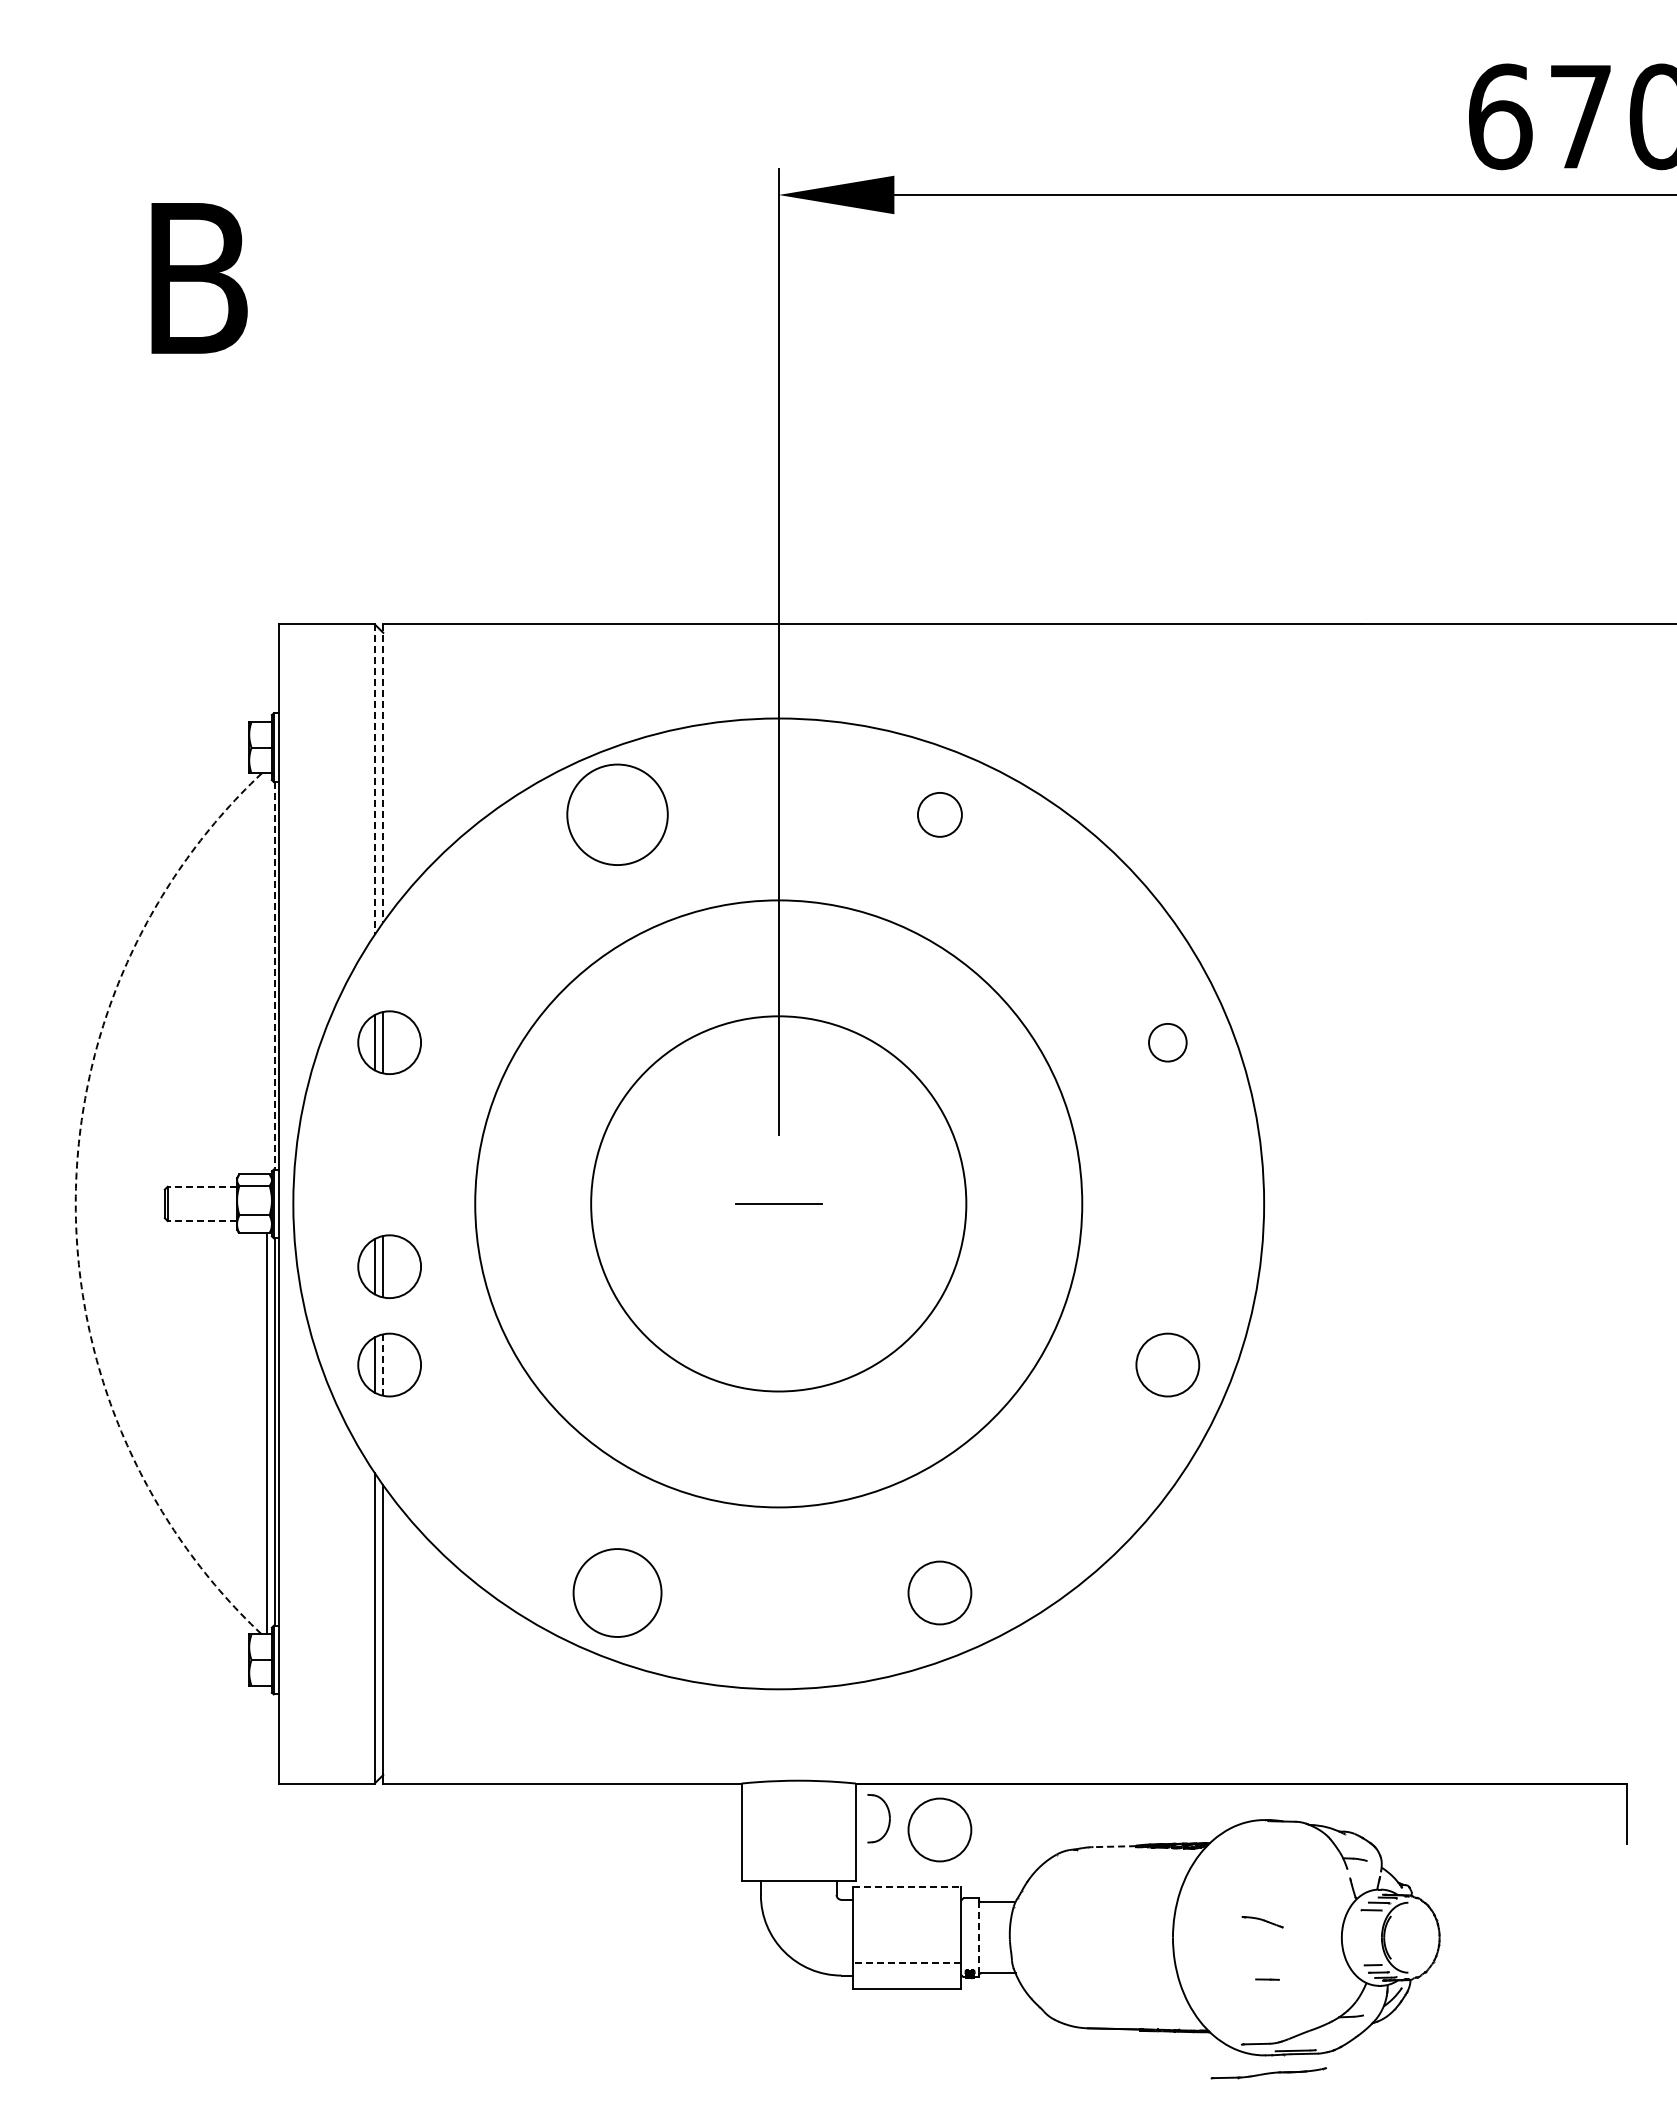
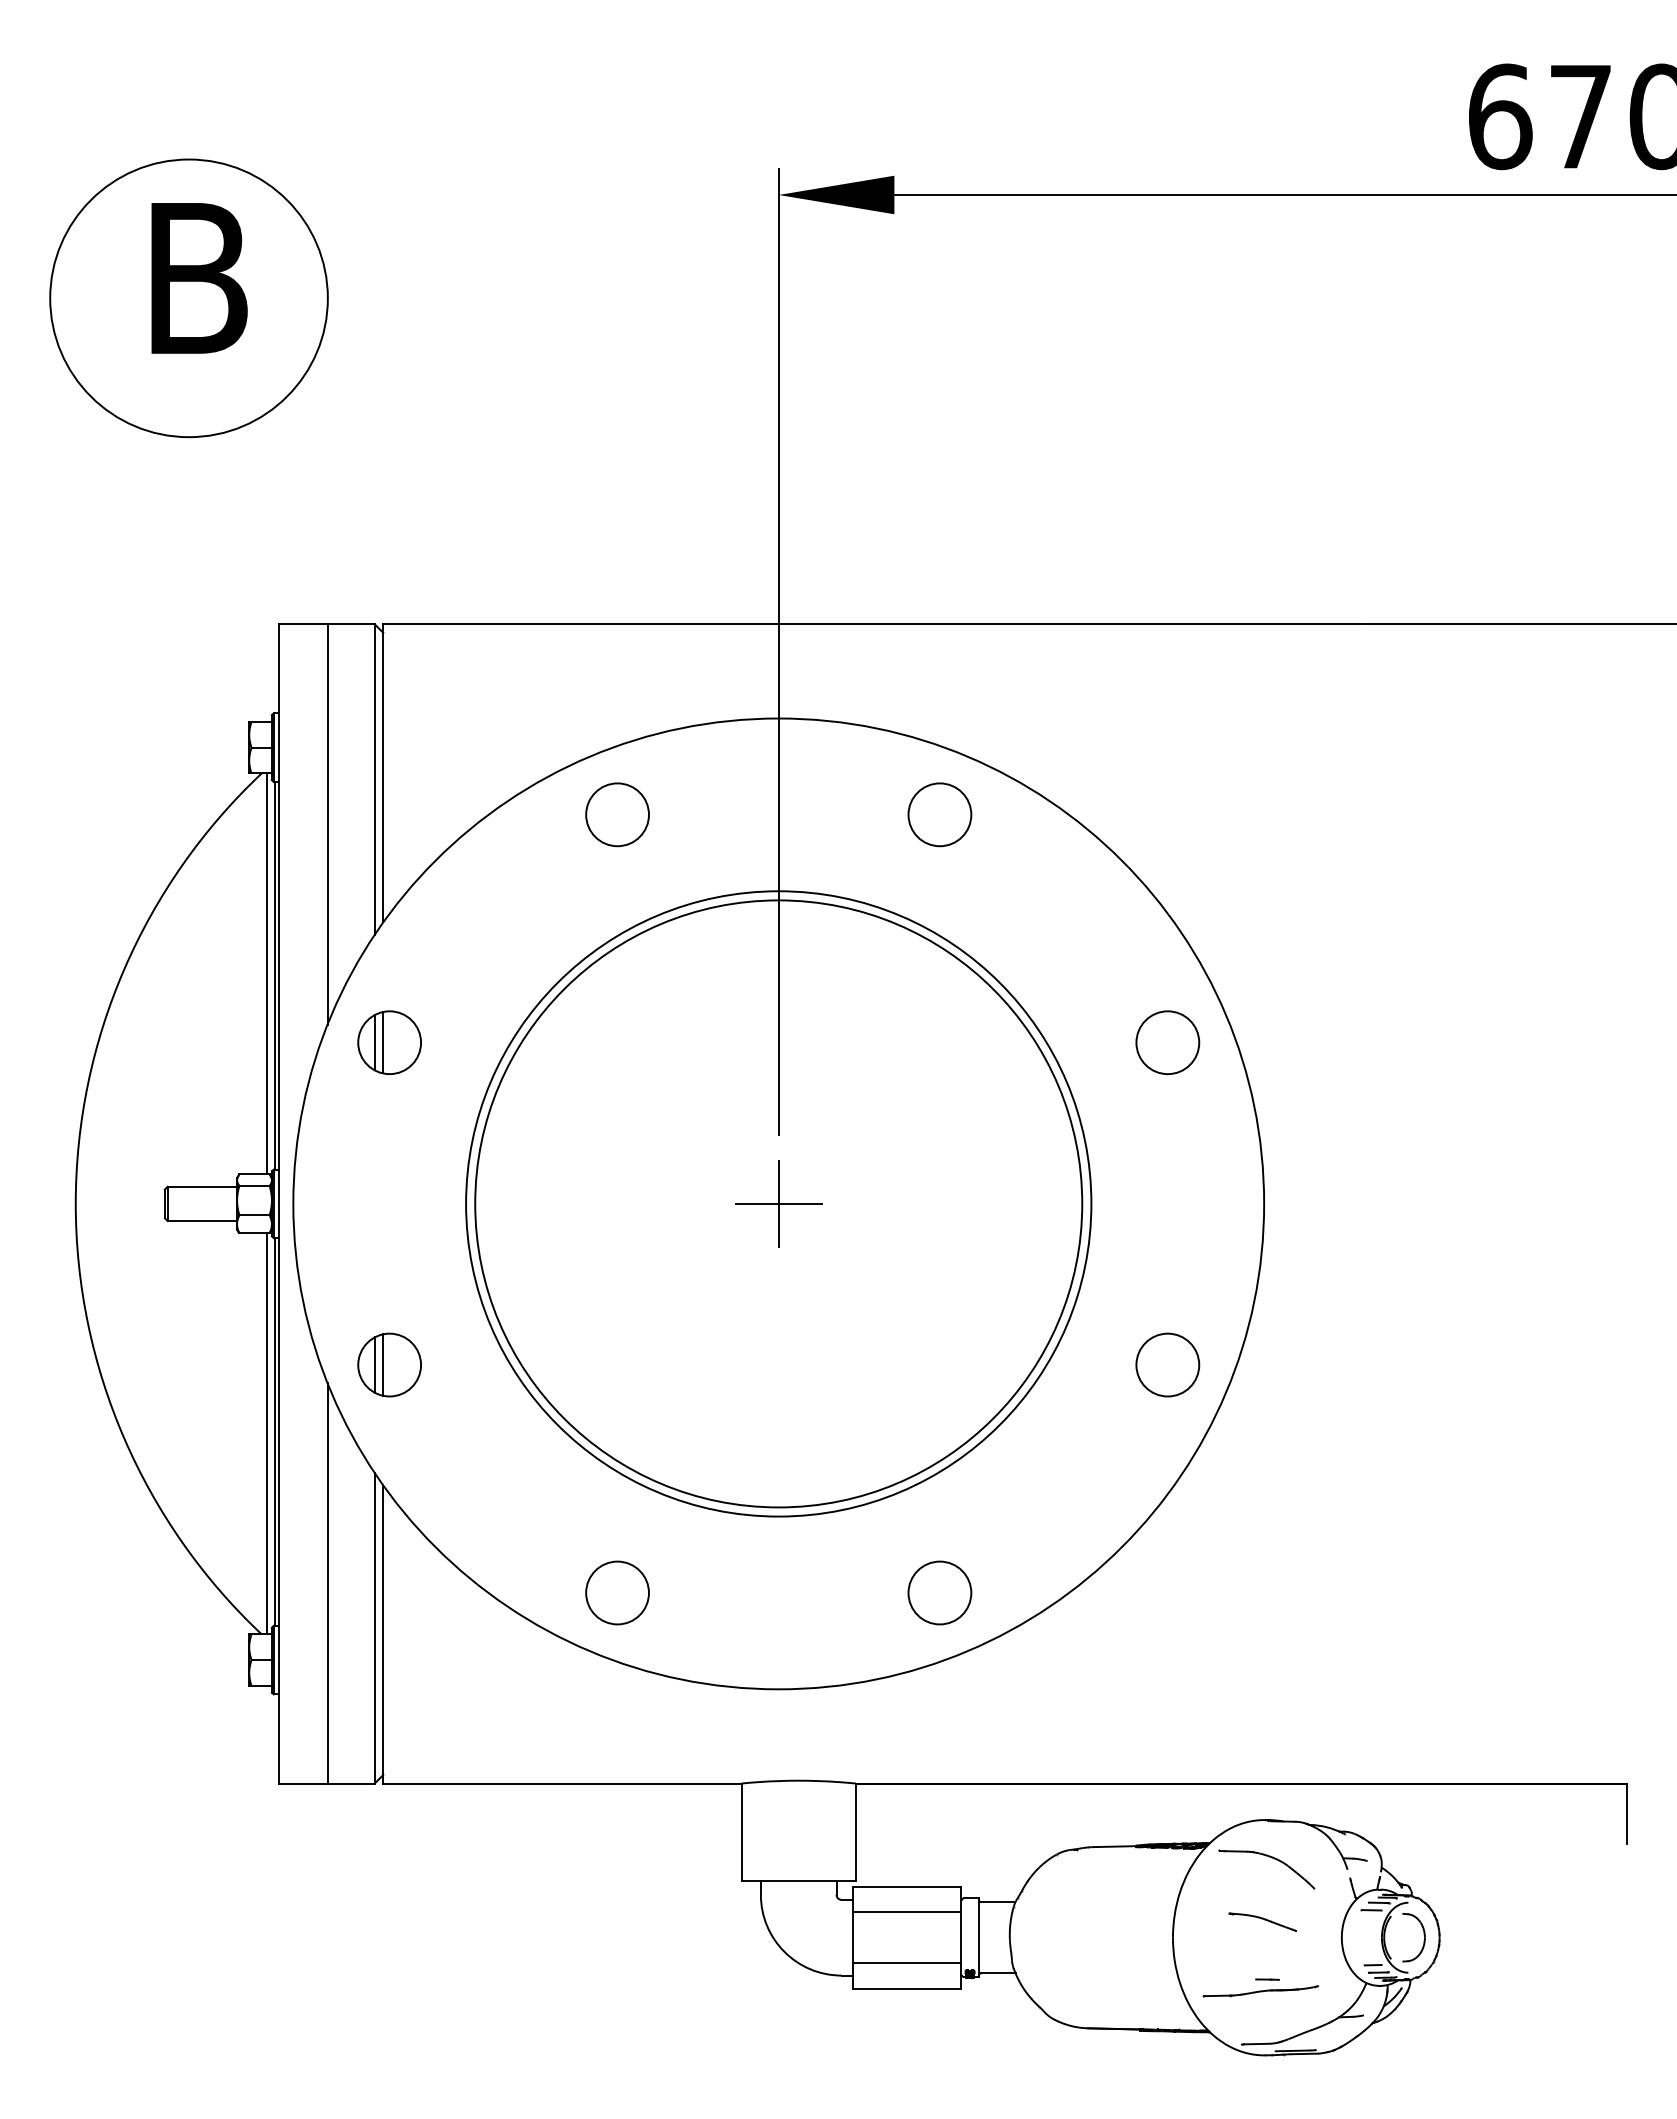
circle: none -> present (188, 298)
line: dashed -> solid (383, 773)
line: dashed -> solid (374, 780)
circle diameter: 101 px -> 63 px (617, 814)
circle size: 46x46 px -> 66x66 px (939, 814)
line: none -> present (327, 824)
line: none -> present (267, 973)
line: dashed -> solid (274, 975)
circle diameter: 38 px -> 63 px (1167, 1042)
line: dashed -> solid (202, 1186)
arc: dashed -> solid (75, 1203)
circle diameter: 375 px -> 625 px (778, 1203)
line: none -> present (778, 1203)
line: dashed -> solid (202, 1221)
part: present -> none (389, 1266)
line: dashed -> solid (383, 1365)
line: none -> present (327, 1582)
circle diameter: 88 px -> 63 px (617, 1592)
part position: (888, 1815) -> (1423, 1934) (1423, 1934)
circle: present -> none (939, 1829)
line: dashed -> solid (1114, 1846)
part: none -> present (1271, 1858)
line: dashed -> solid (907, 1886)
line: none -> present (906, 1912)
part size: 43x13 px -> 69x20 px (1262, 1921)
line: dashed -> solid (978, 1937)
line: dashed -> solid (906, 1963)
part position: (1268, 2073) -> (1260, 1991) (1260, 1991)
